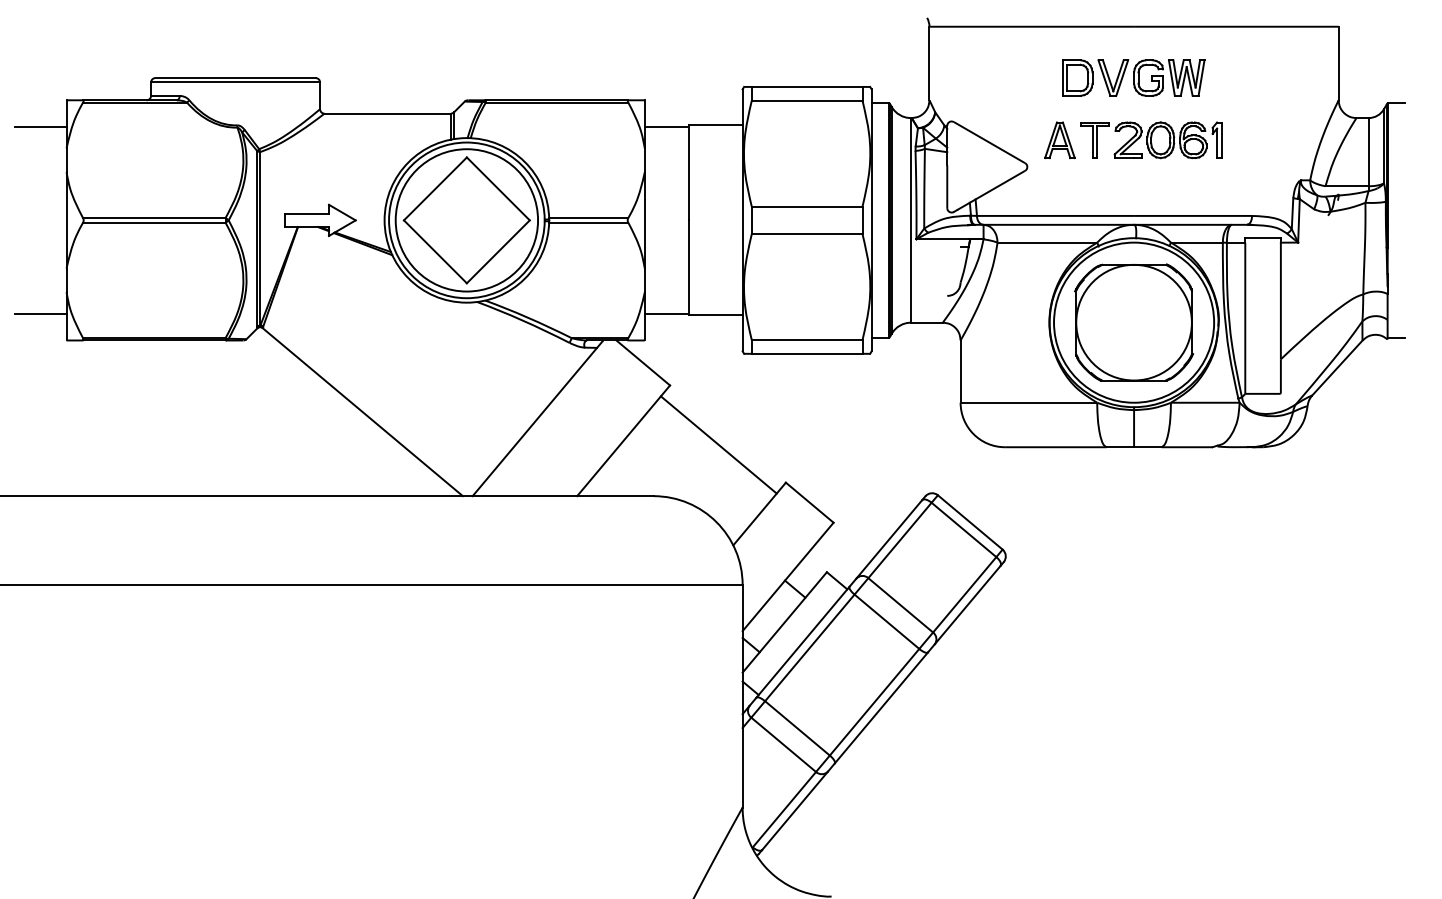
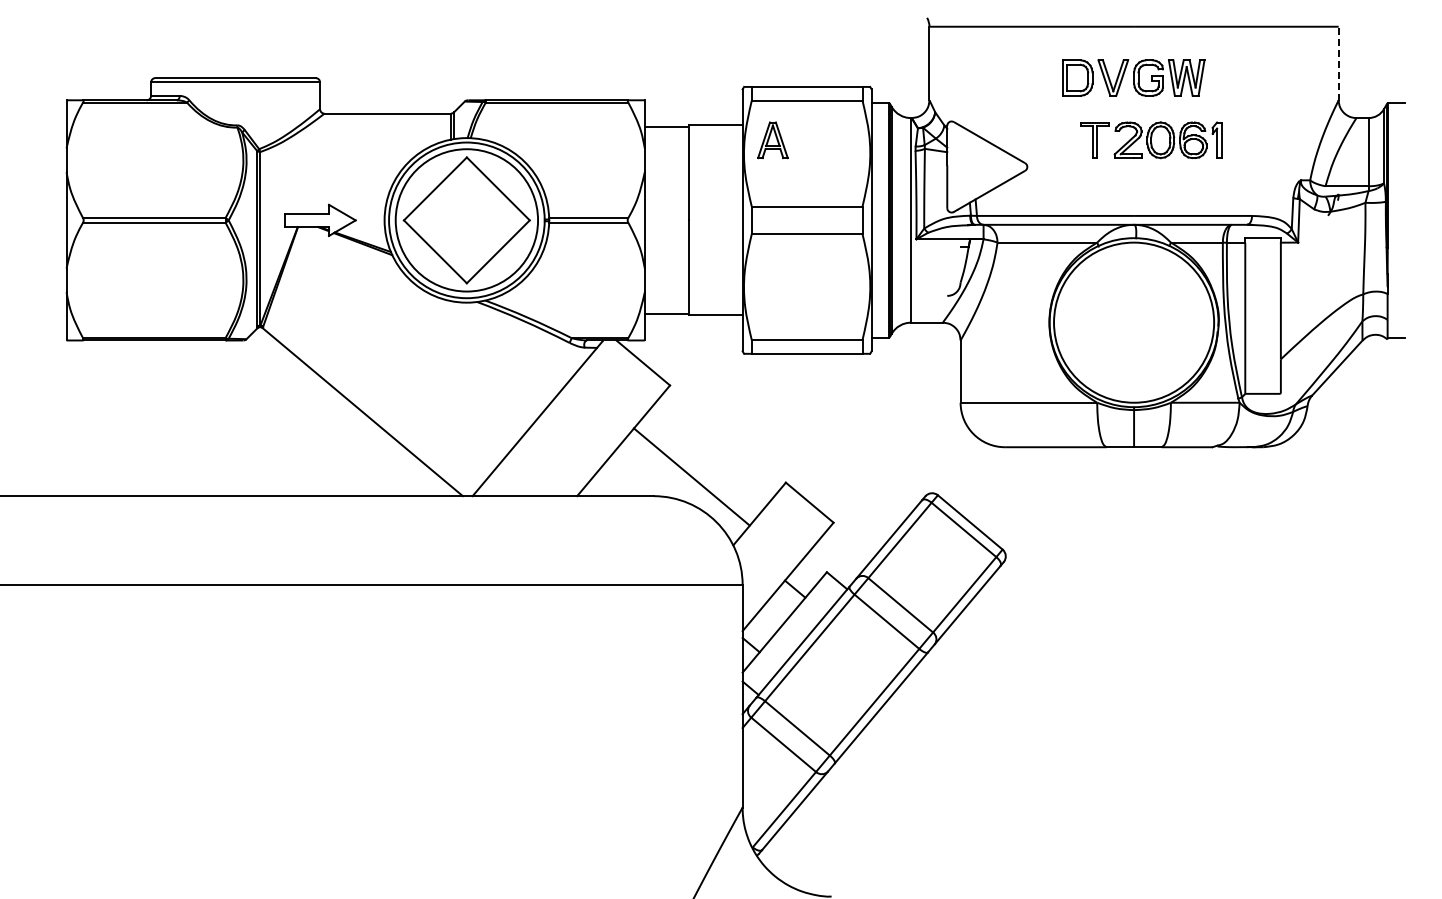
line: solid -> dashed (1338, 63)
line: present -> none (40, 127)
part position: (1059, 140) -> (772, 140) (772, 140)
line: present -> none (40, 313)
part: present -> none (1134, 322)
line position: (718, 444) -> (691, 476) (691, 476)
